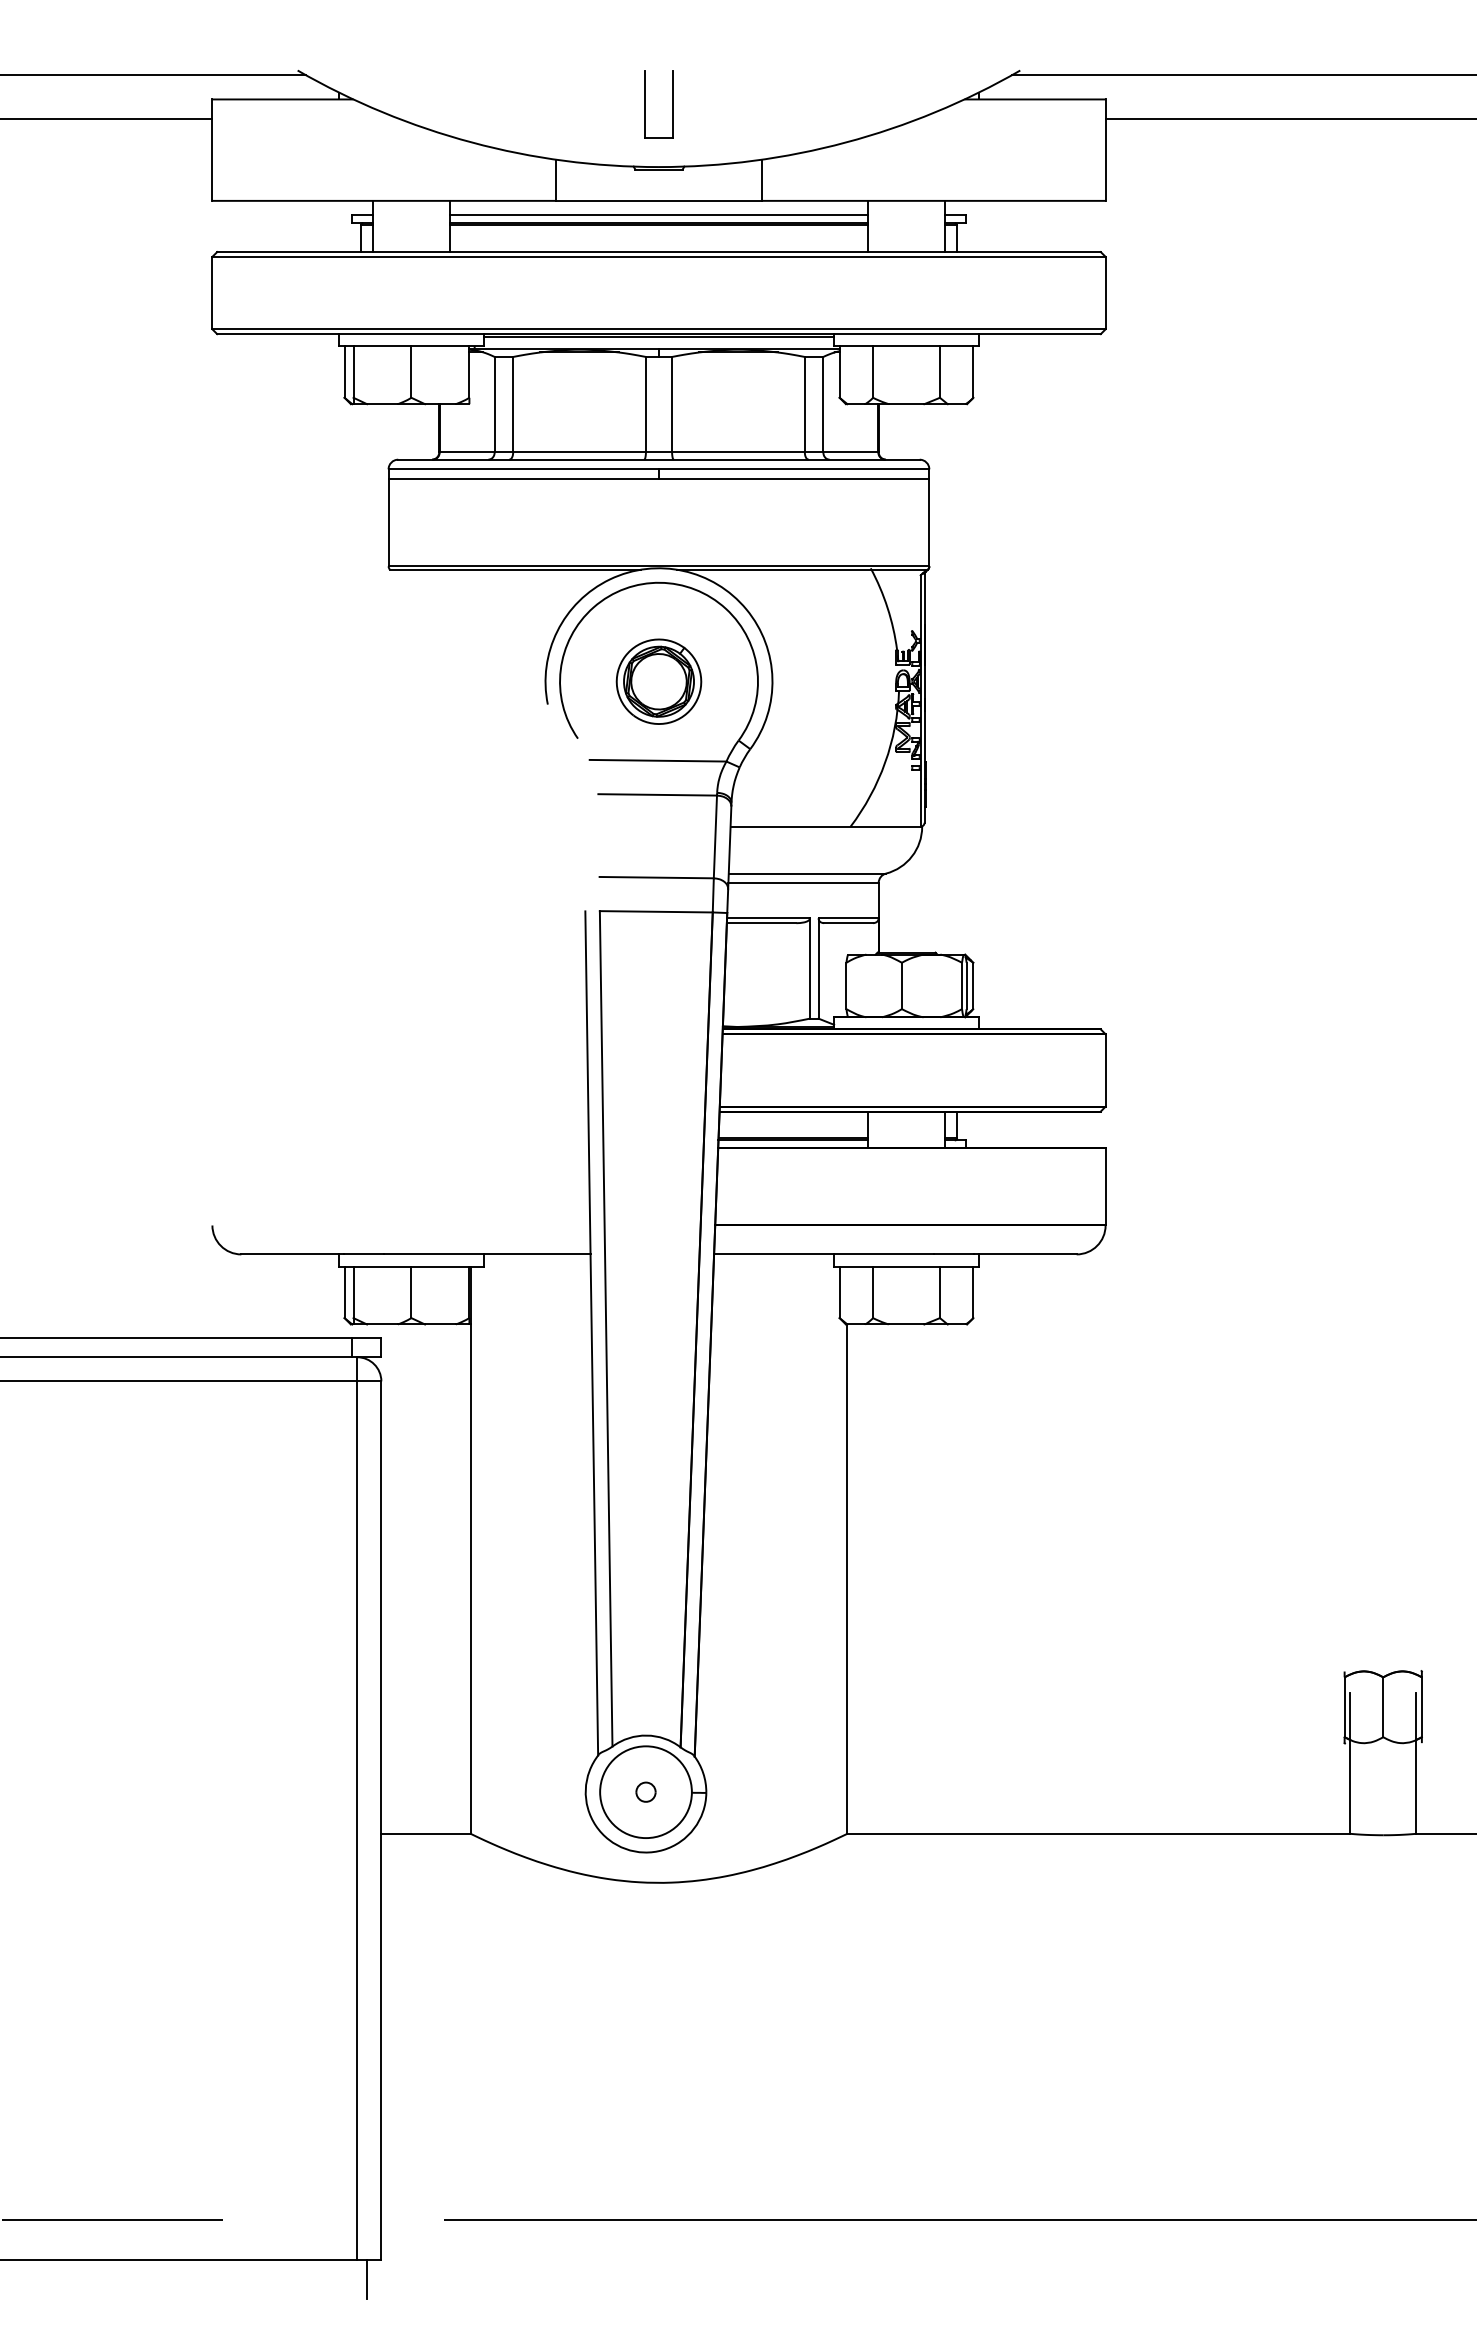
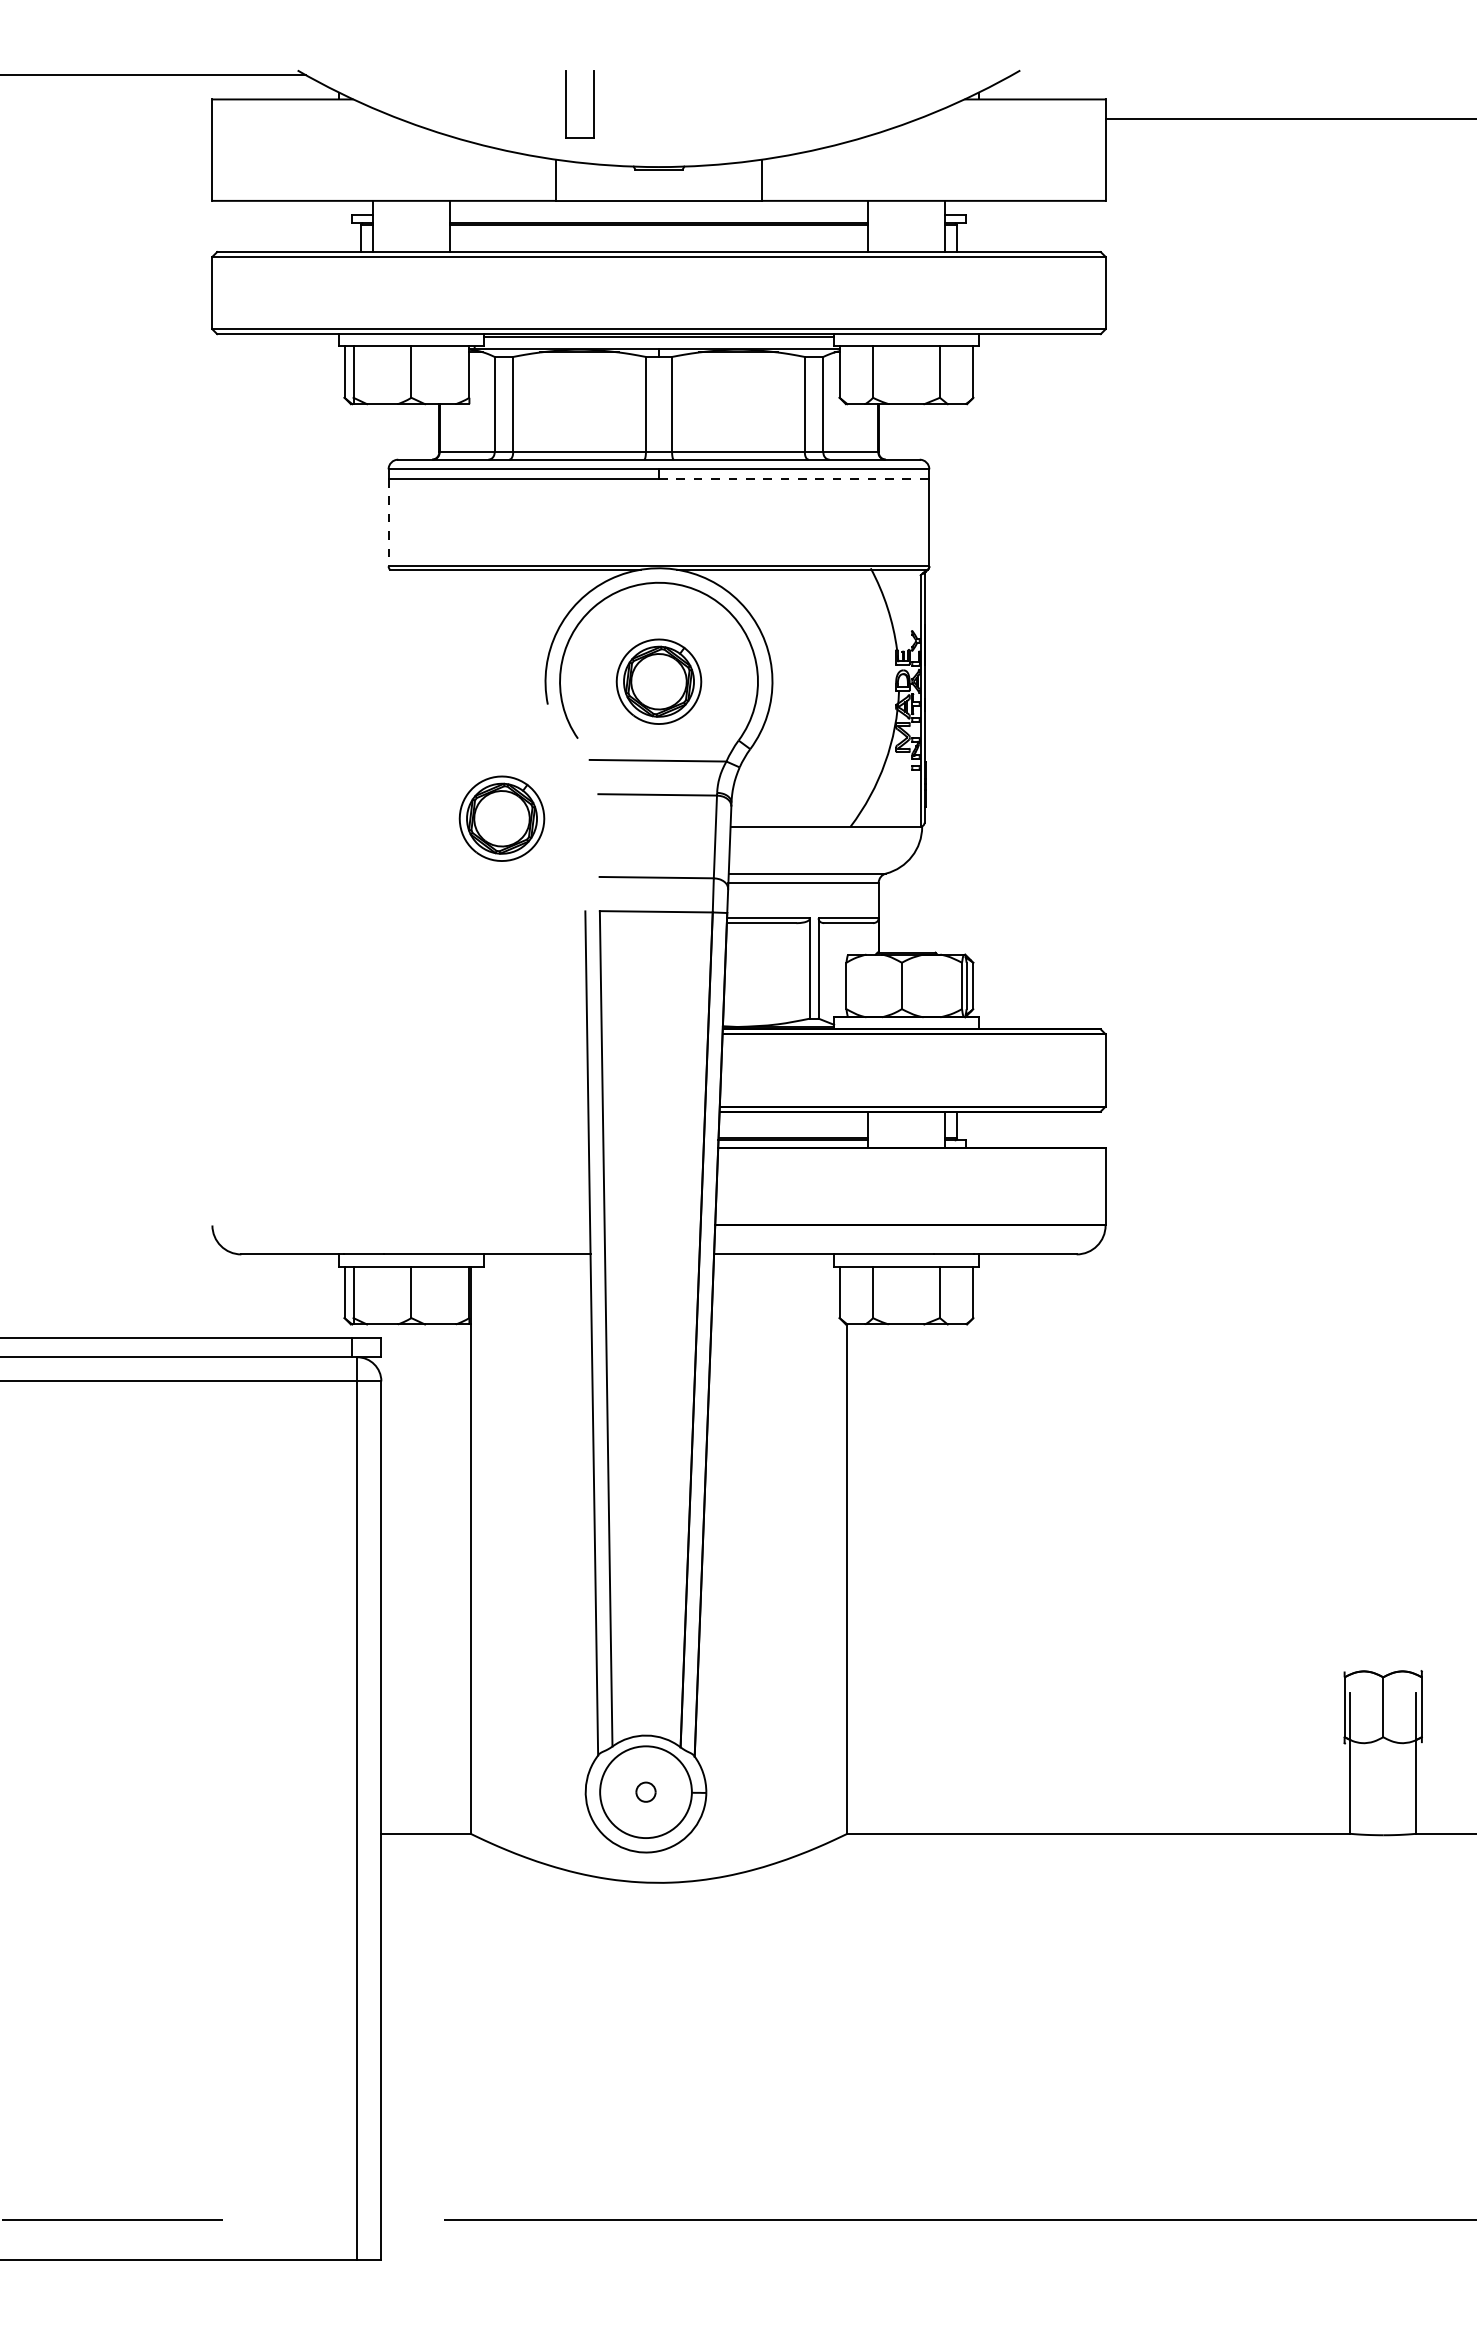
line: present -> none (1242, 75)
part position: (645, 104) -> (566, 104) (566, 104)
line: present -> none (107, 118)
line: present -> none (658, 215)
line: solid -> dashed (794, 479)
line: solid -> dashed (388, 522)
part: none -> present (501, 818)
line: present -> none (366, 2279)
